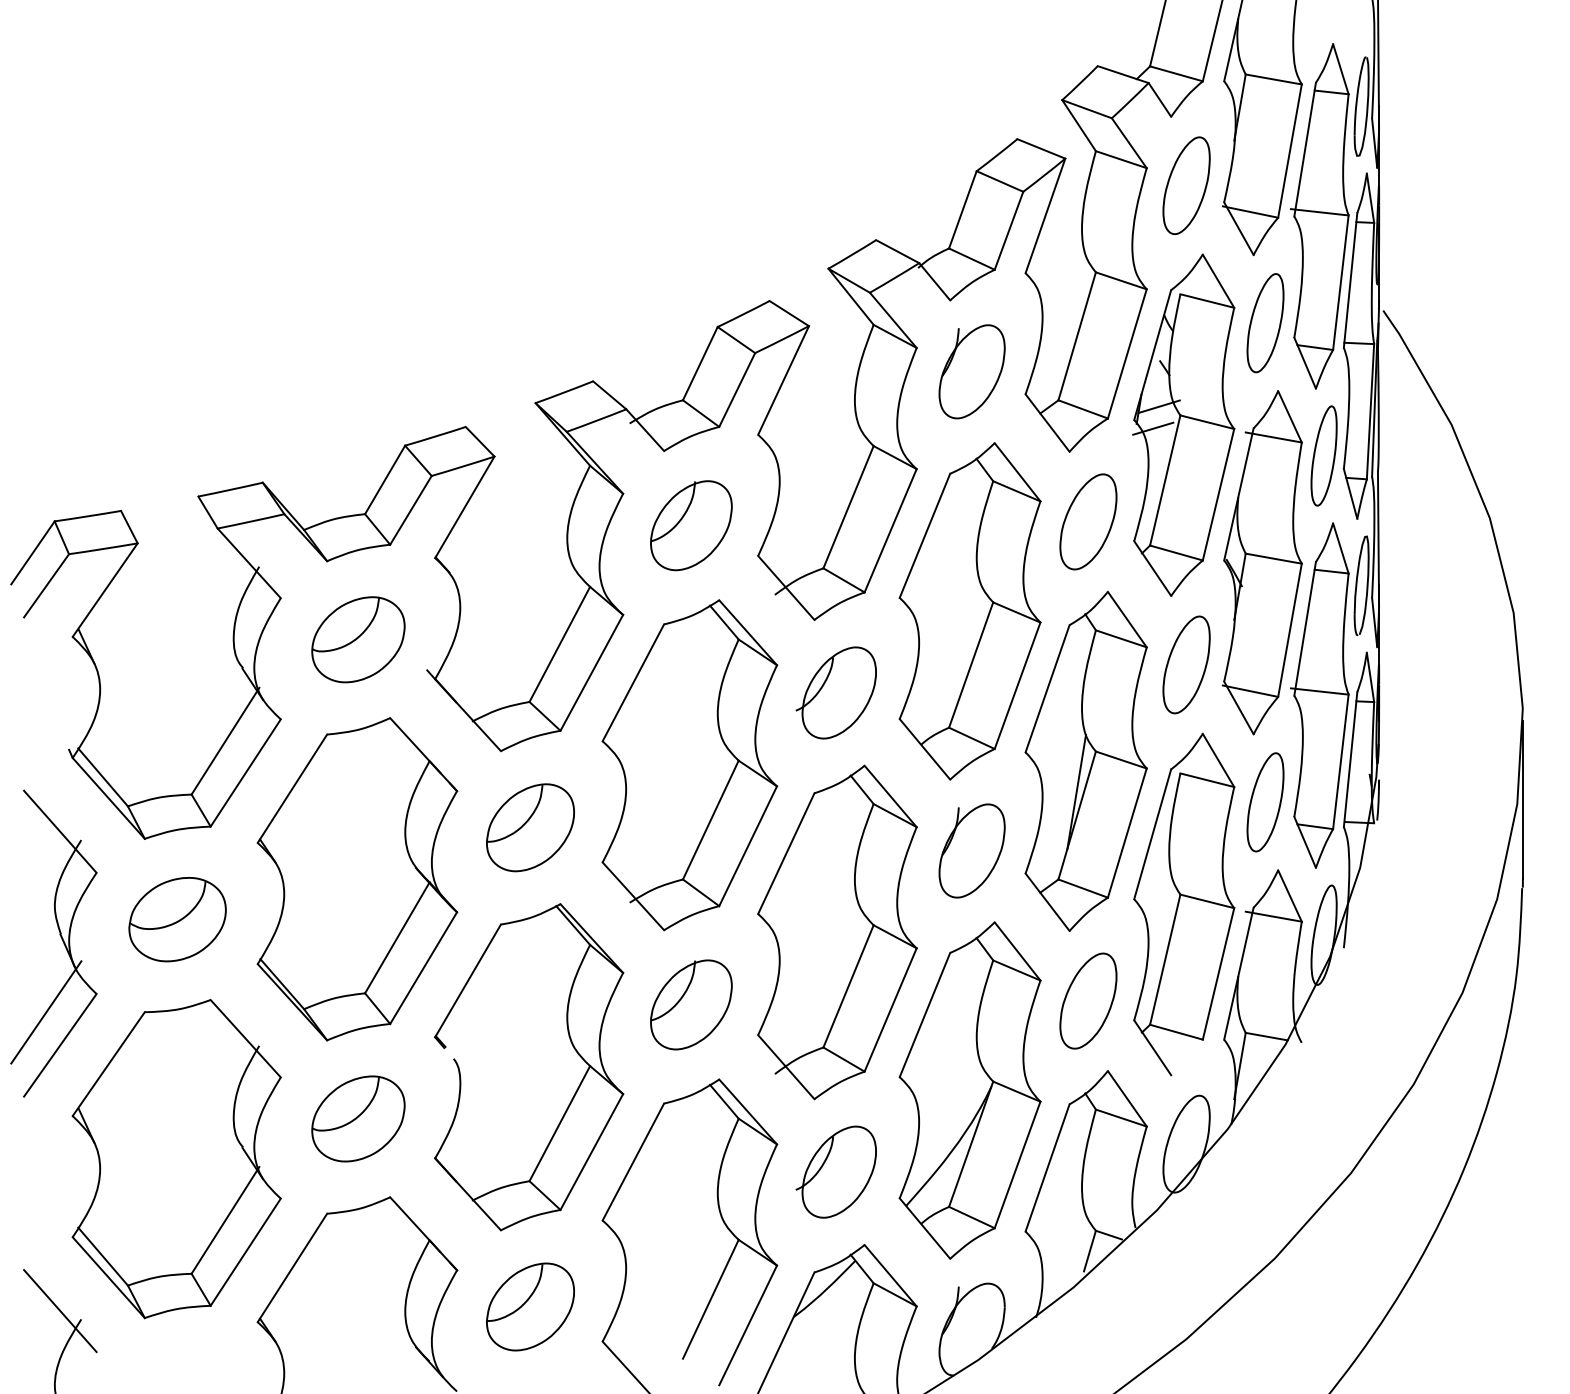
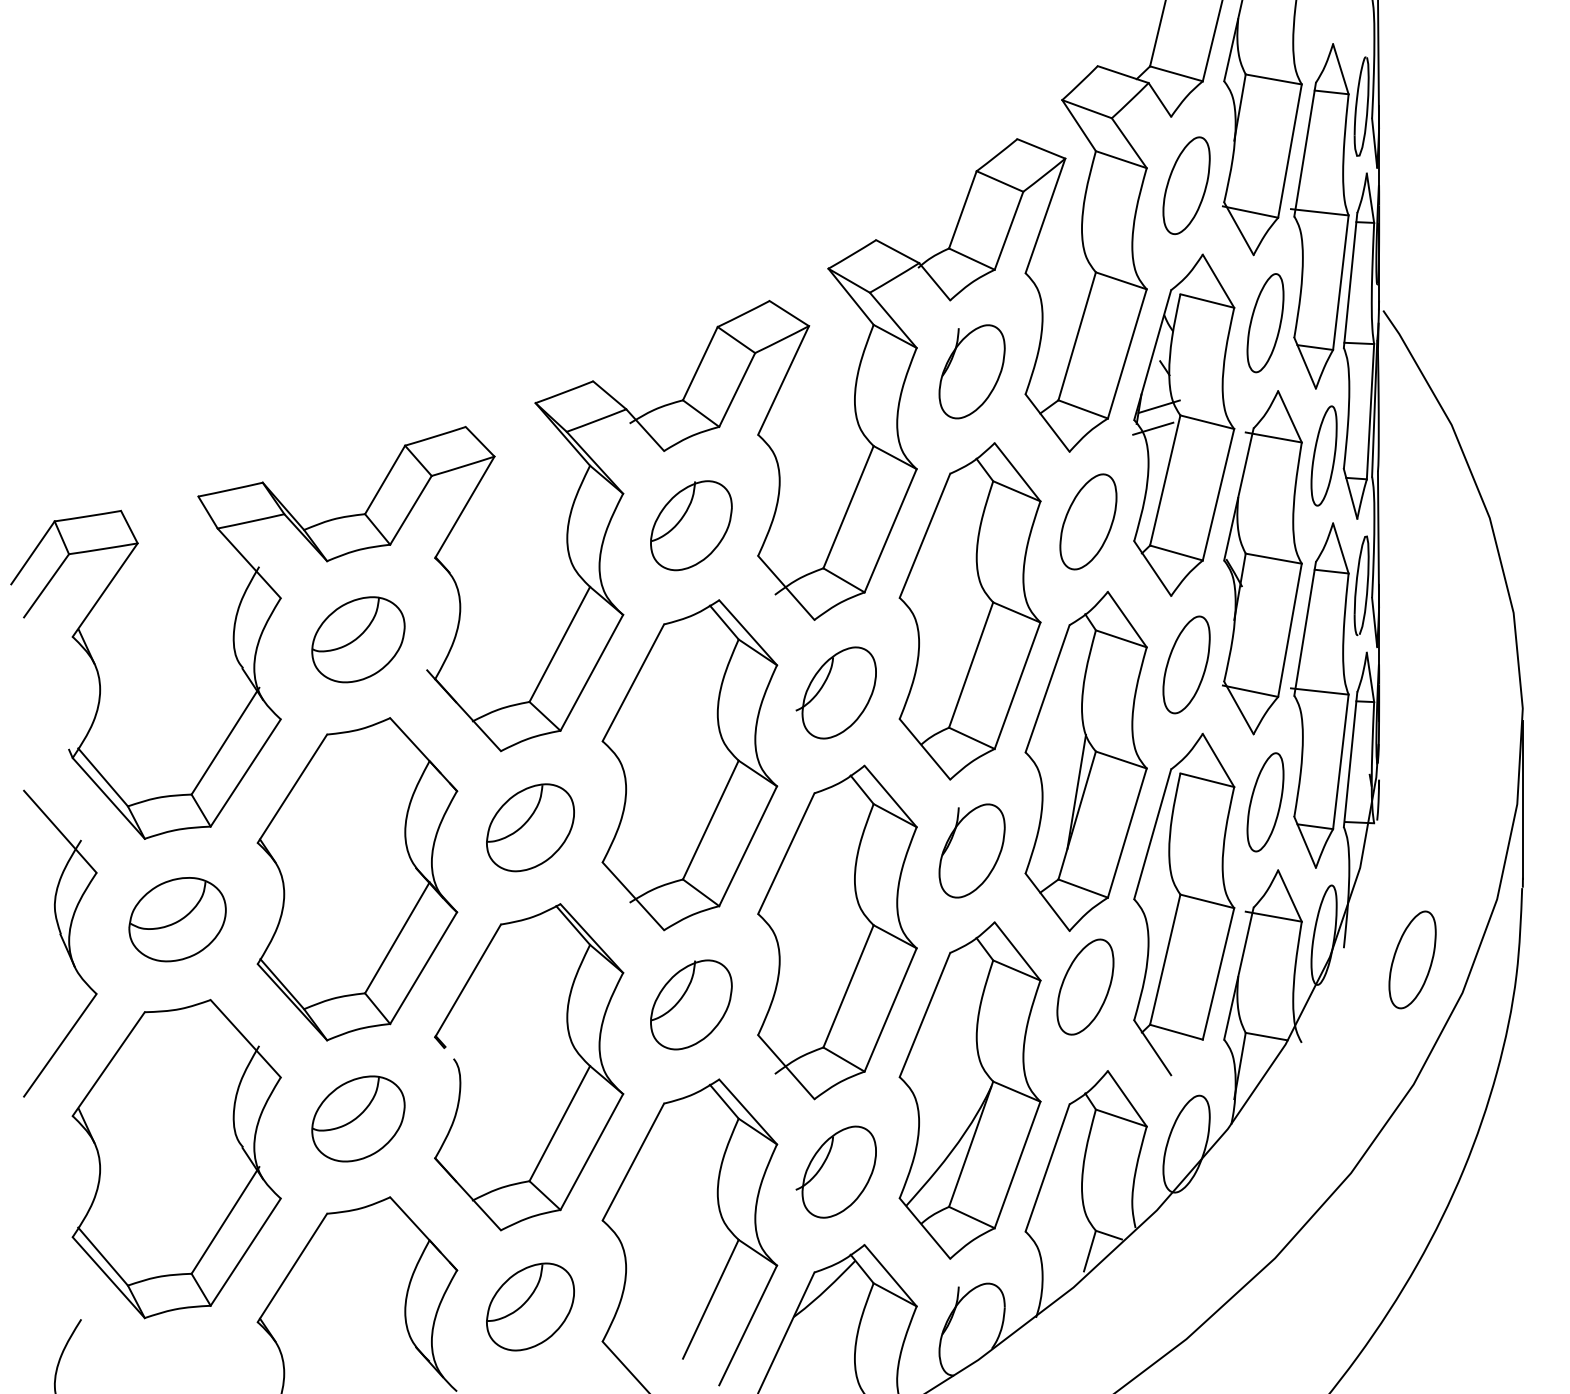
part: none -> present (1412, 959)
part position: (1088, 1000) -> (1085, 986) (1085, 986)
line: present -> none (46, 1012)
line: present -> none (60, 1311)
